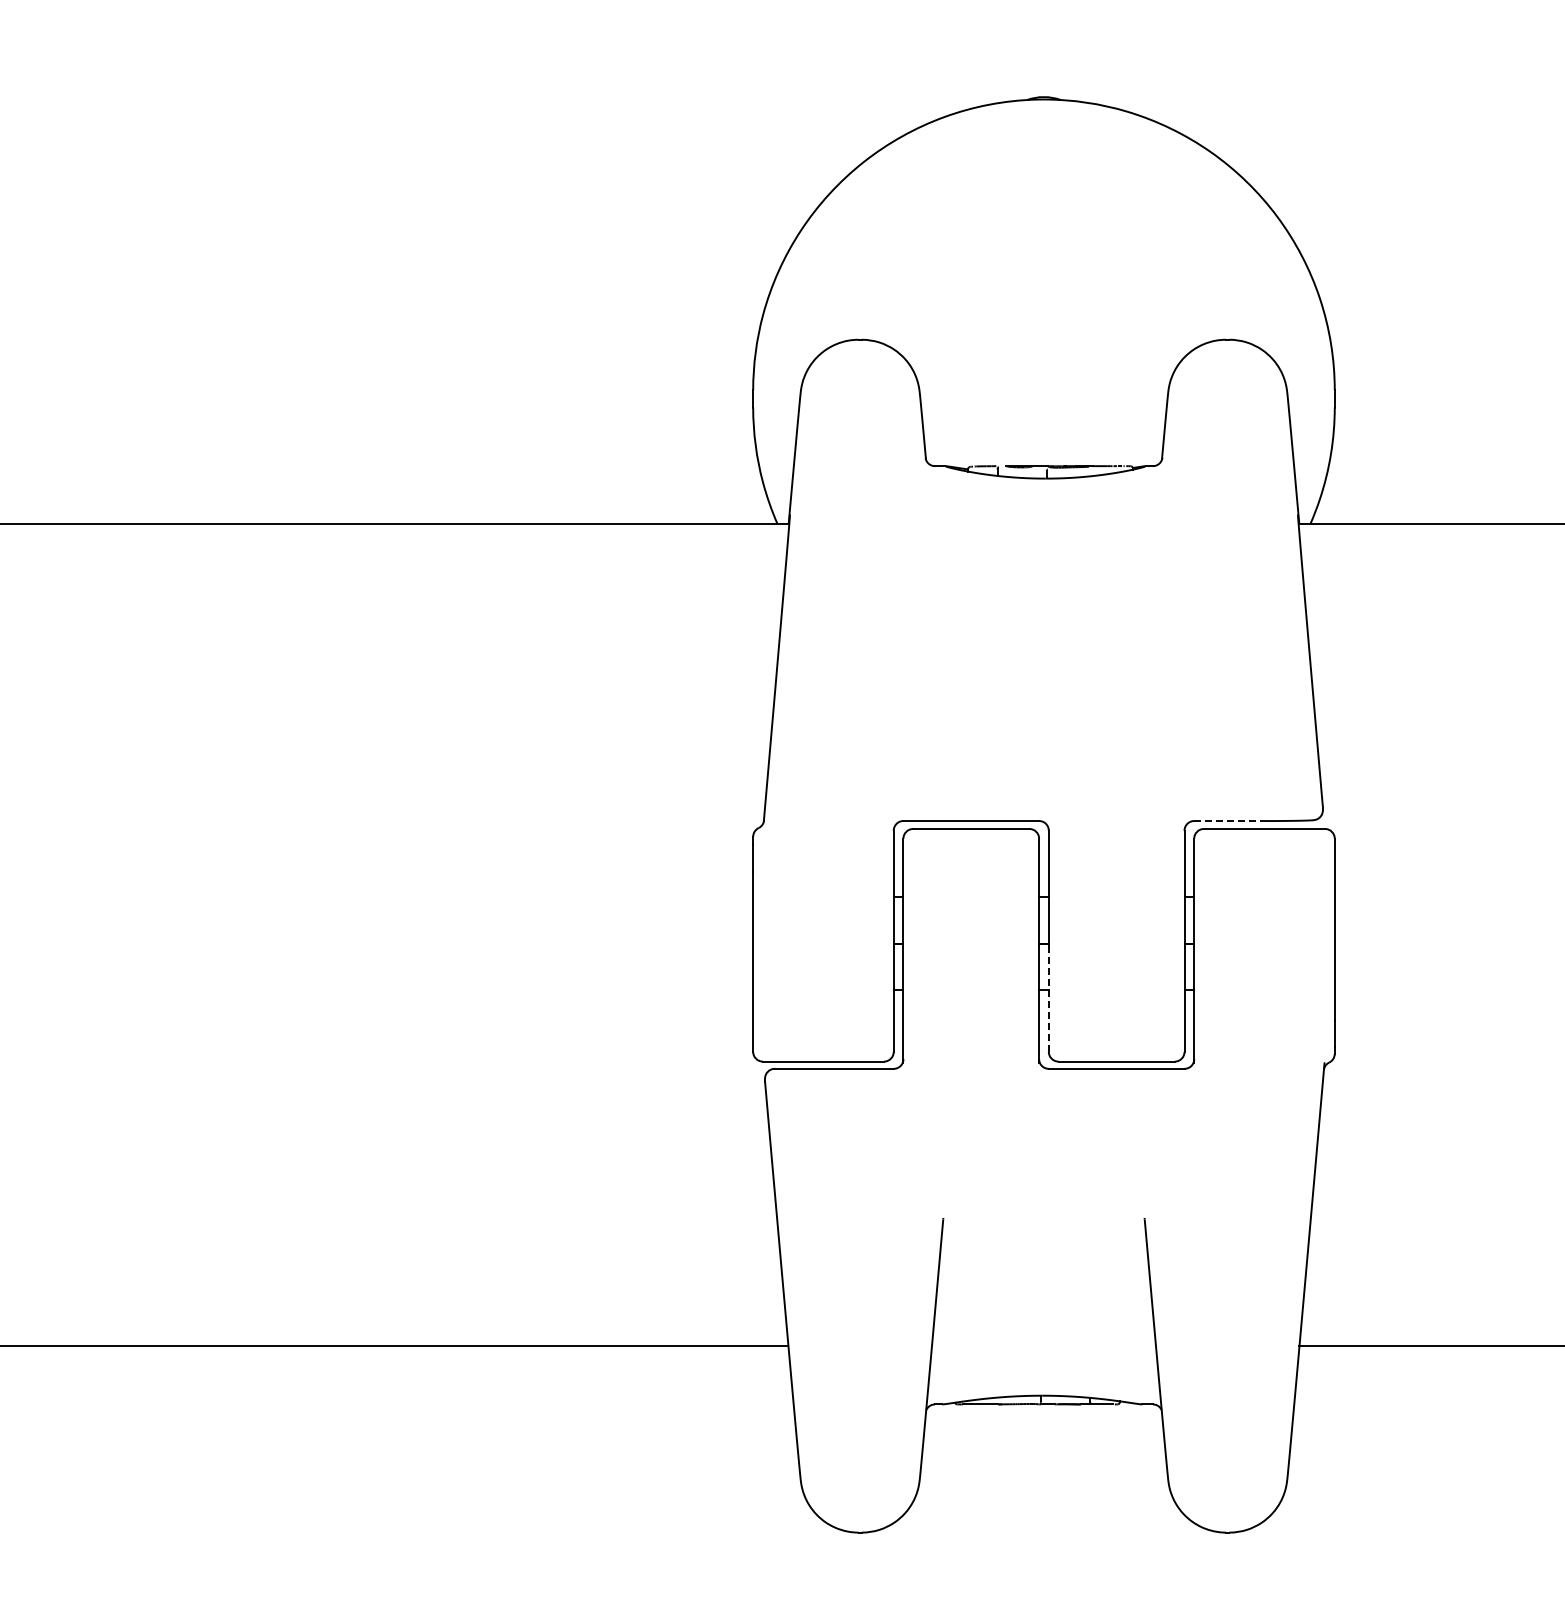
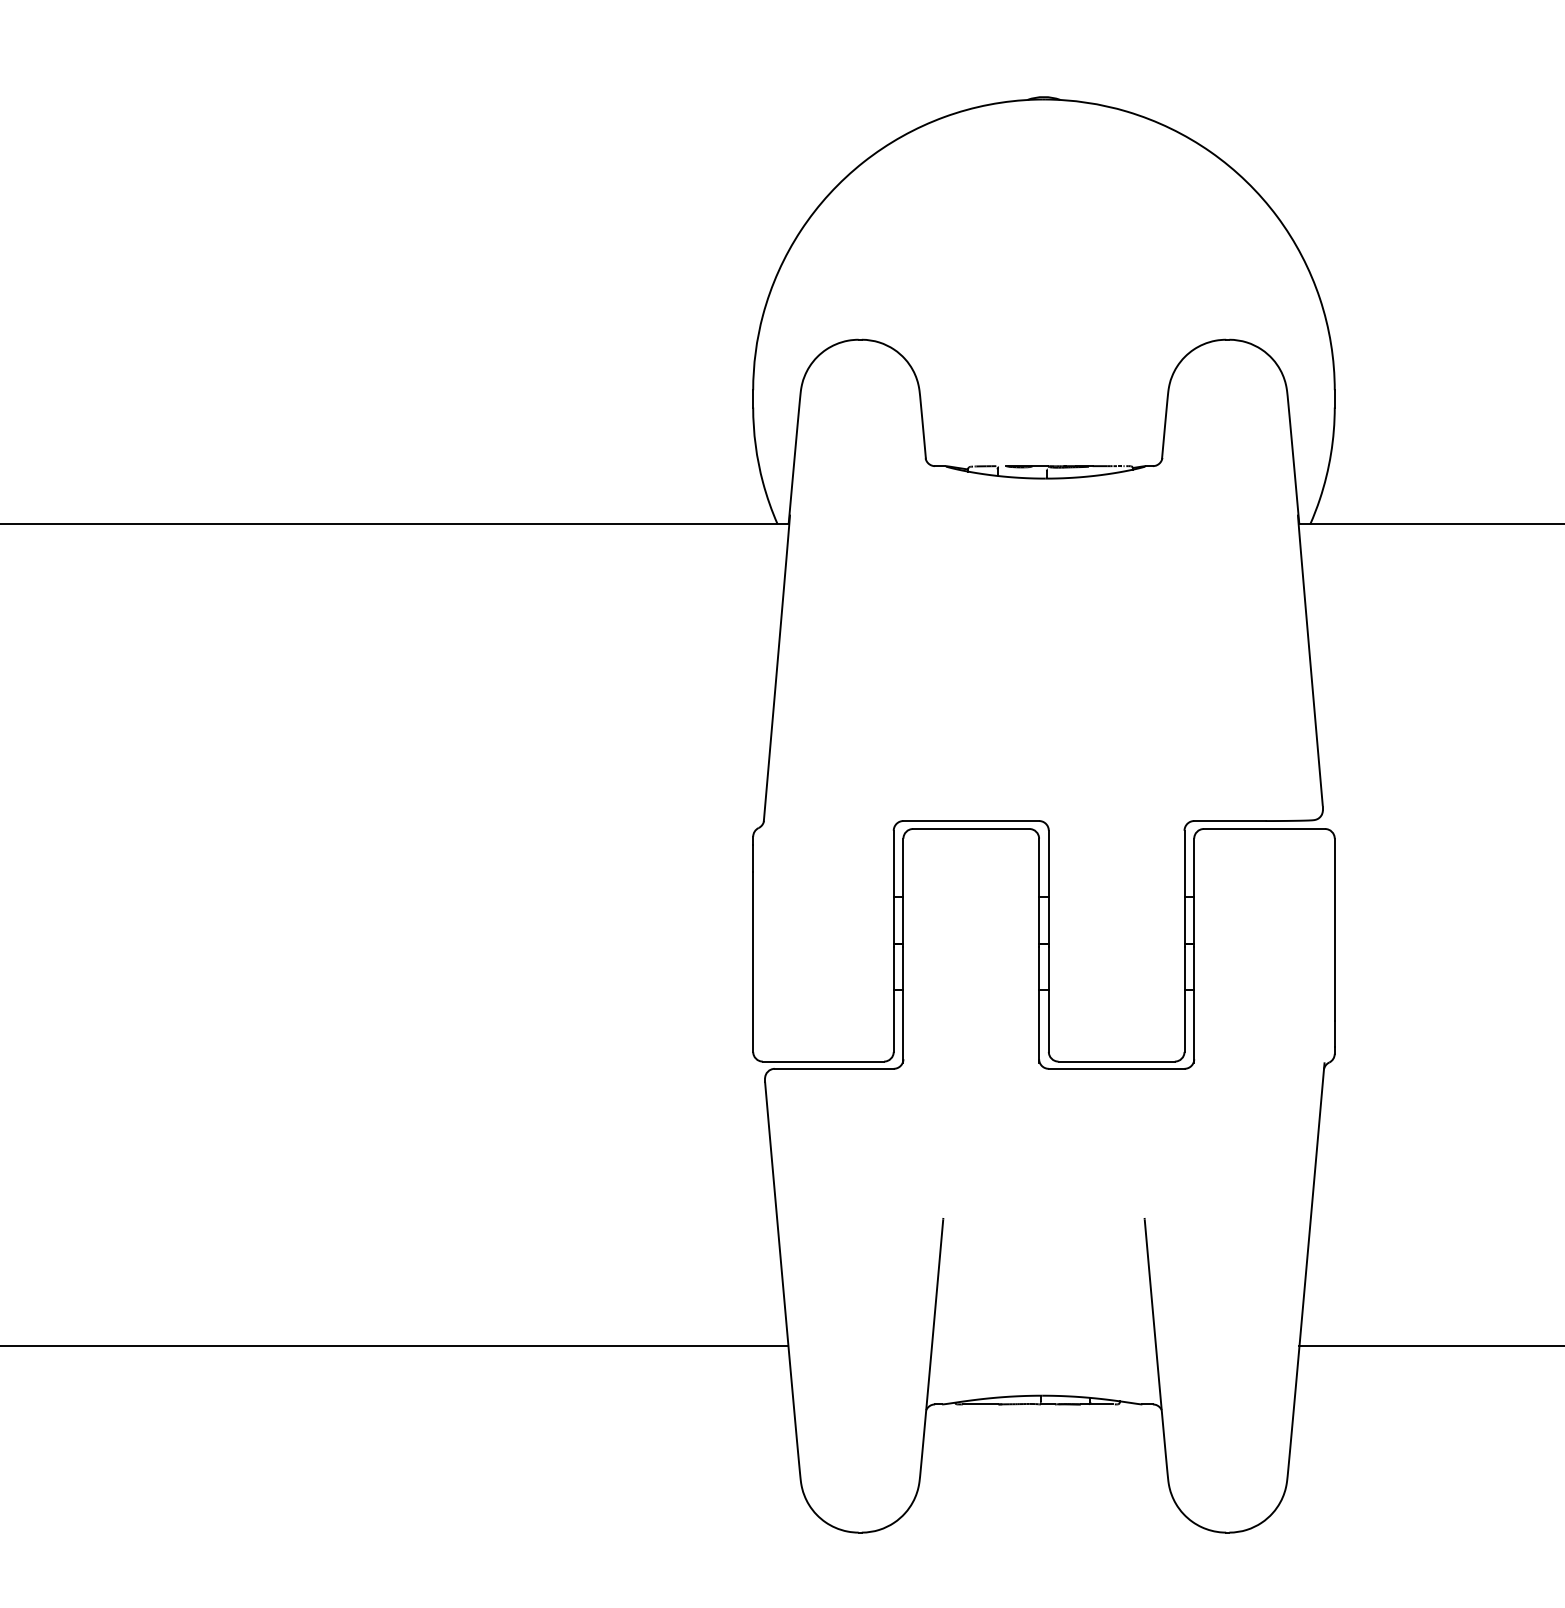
line: dashed -> solid (1229, 821)
line: dashed -> solid (1048, 999)
